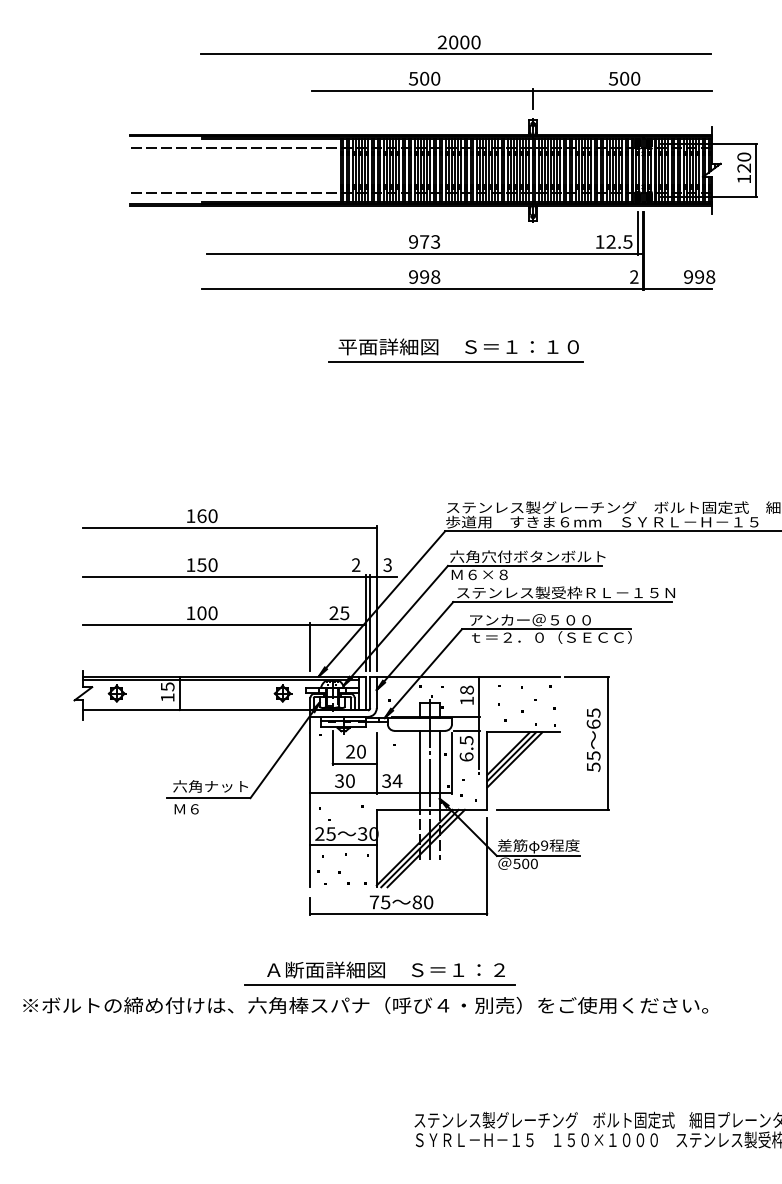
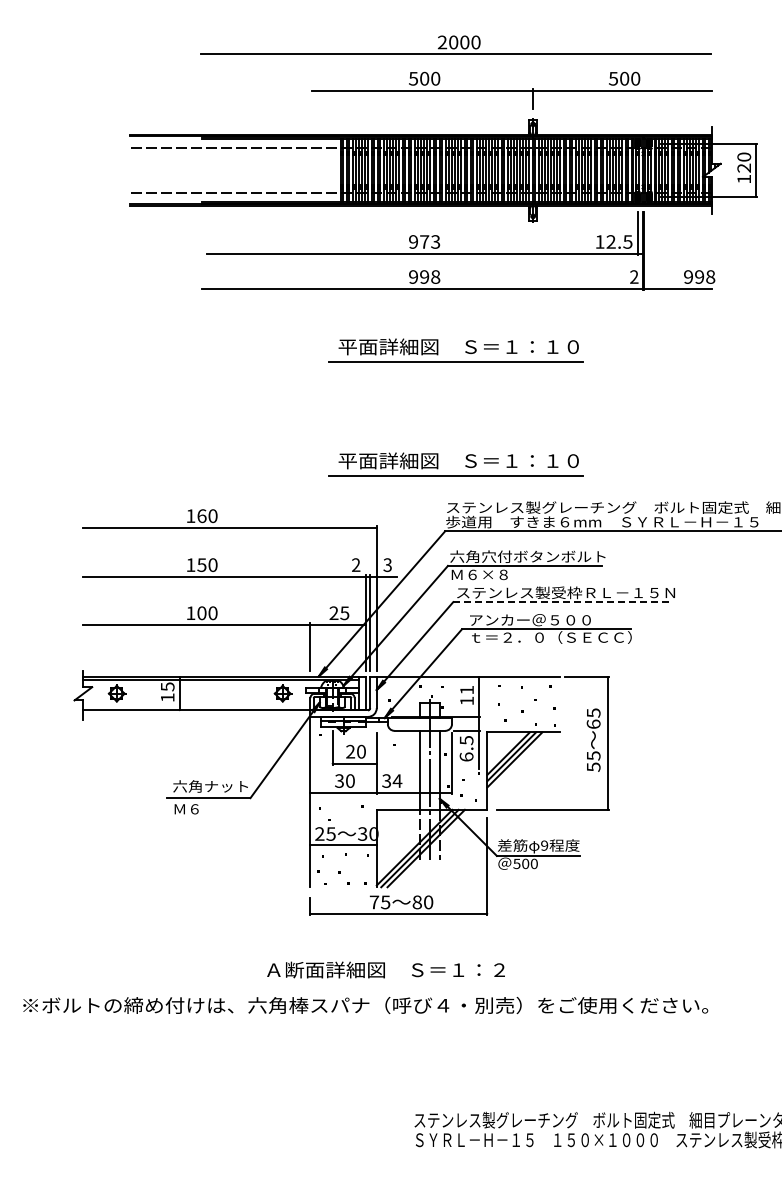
part: none -> present (465, 465)
line: solid -> dashed (562, 602)
text: 18 -> 11 (466, 689)
line: present -> none (379, 985)
